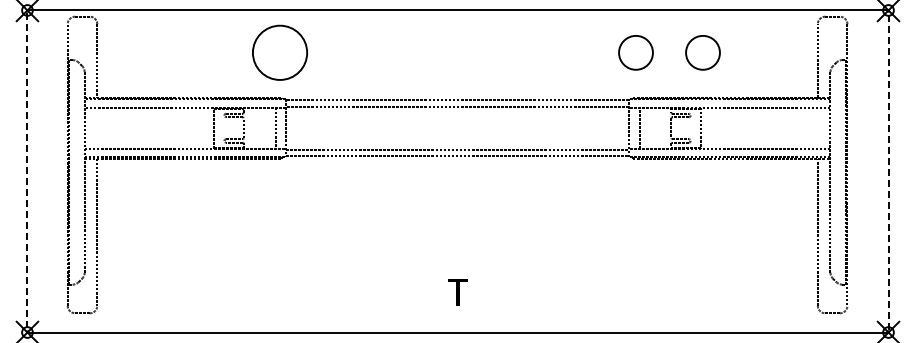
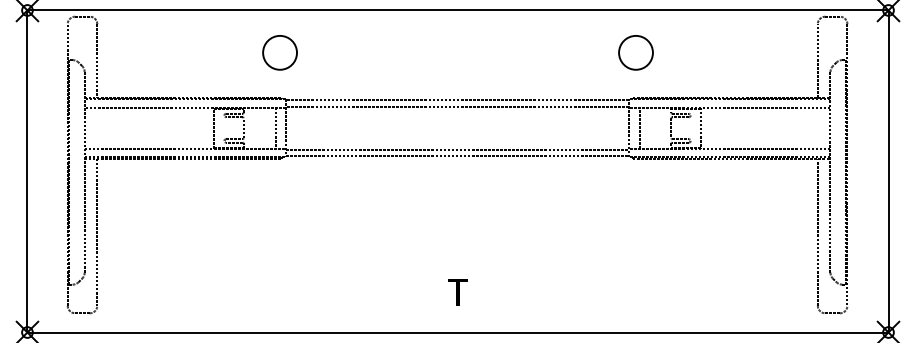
circle diameter: 54 px -> 34 px (280, 52)
circle: present -> none (702, 52)
line: dashed -> solid (27, 171)
line: dashed -> solid (888, 171)
